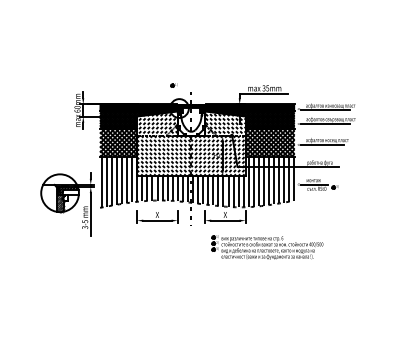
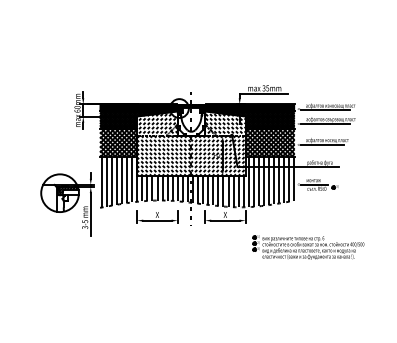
part: present -> none (173, 85)
hatch: present -> none (59, 200)
part position: (267, 247) -> (308, 247) (308, 247)
